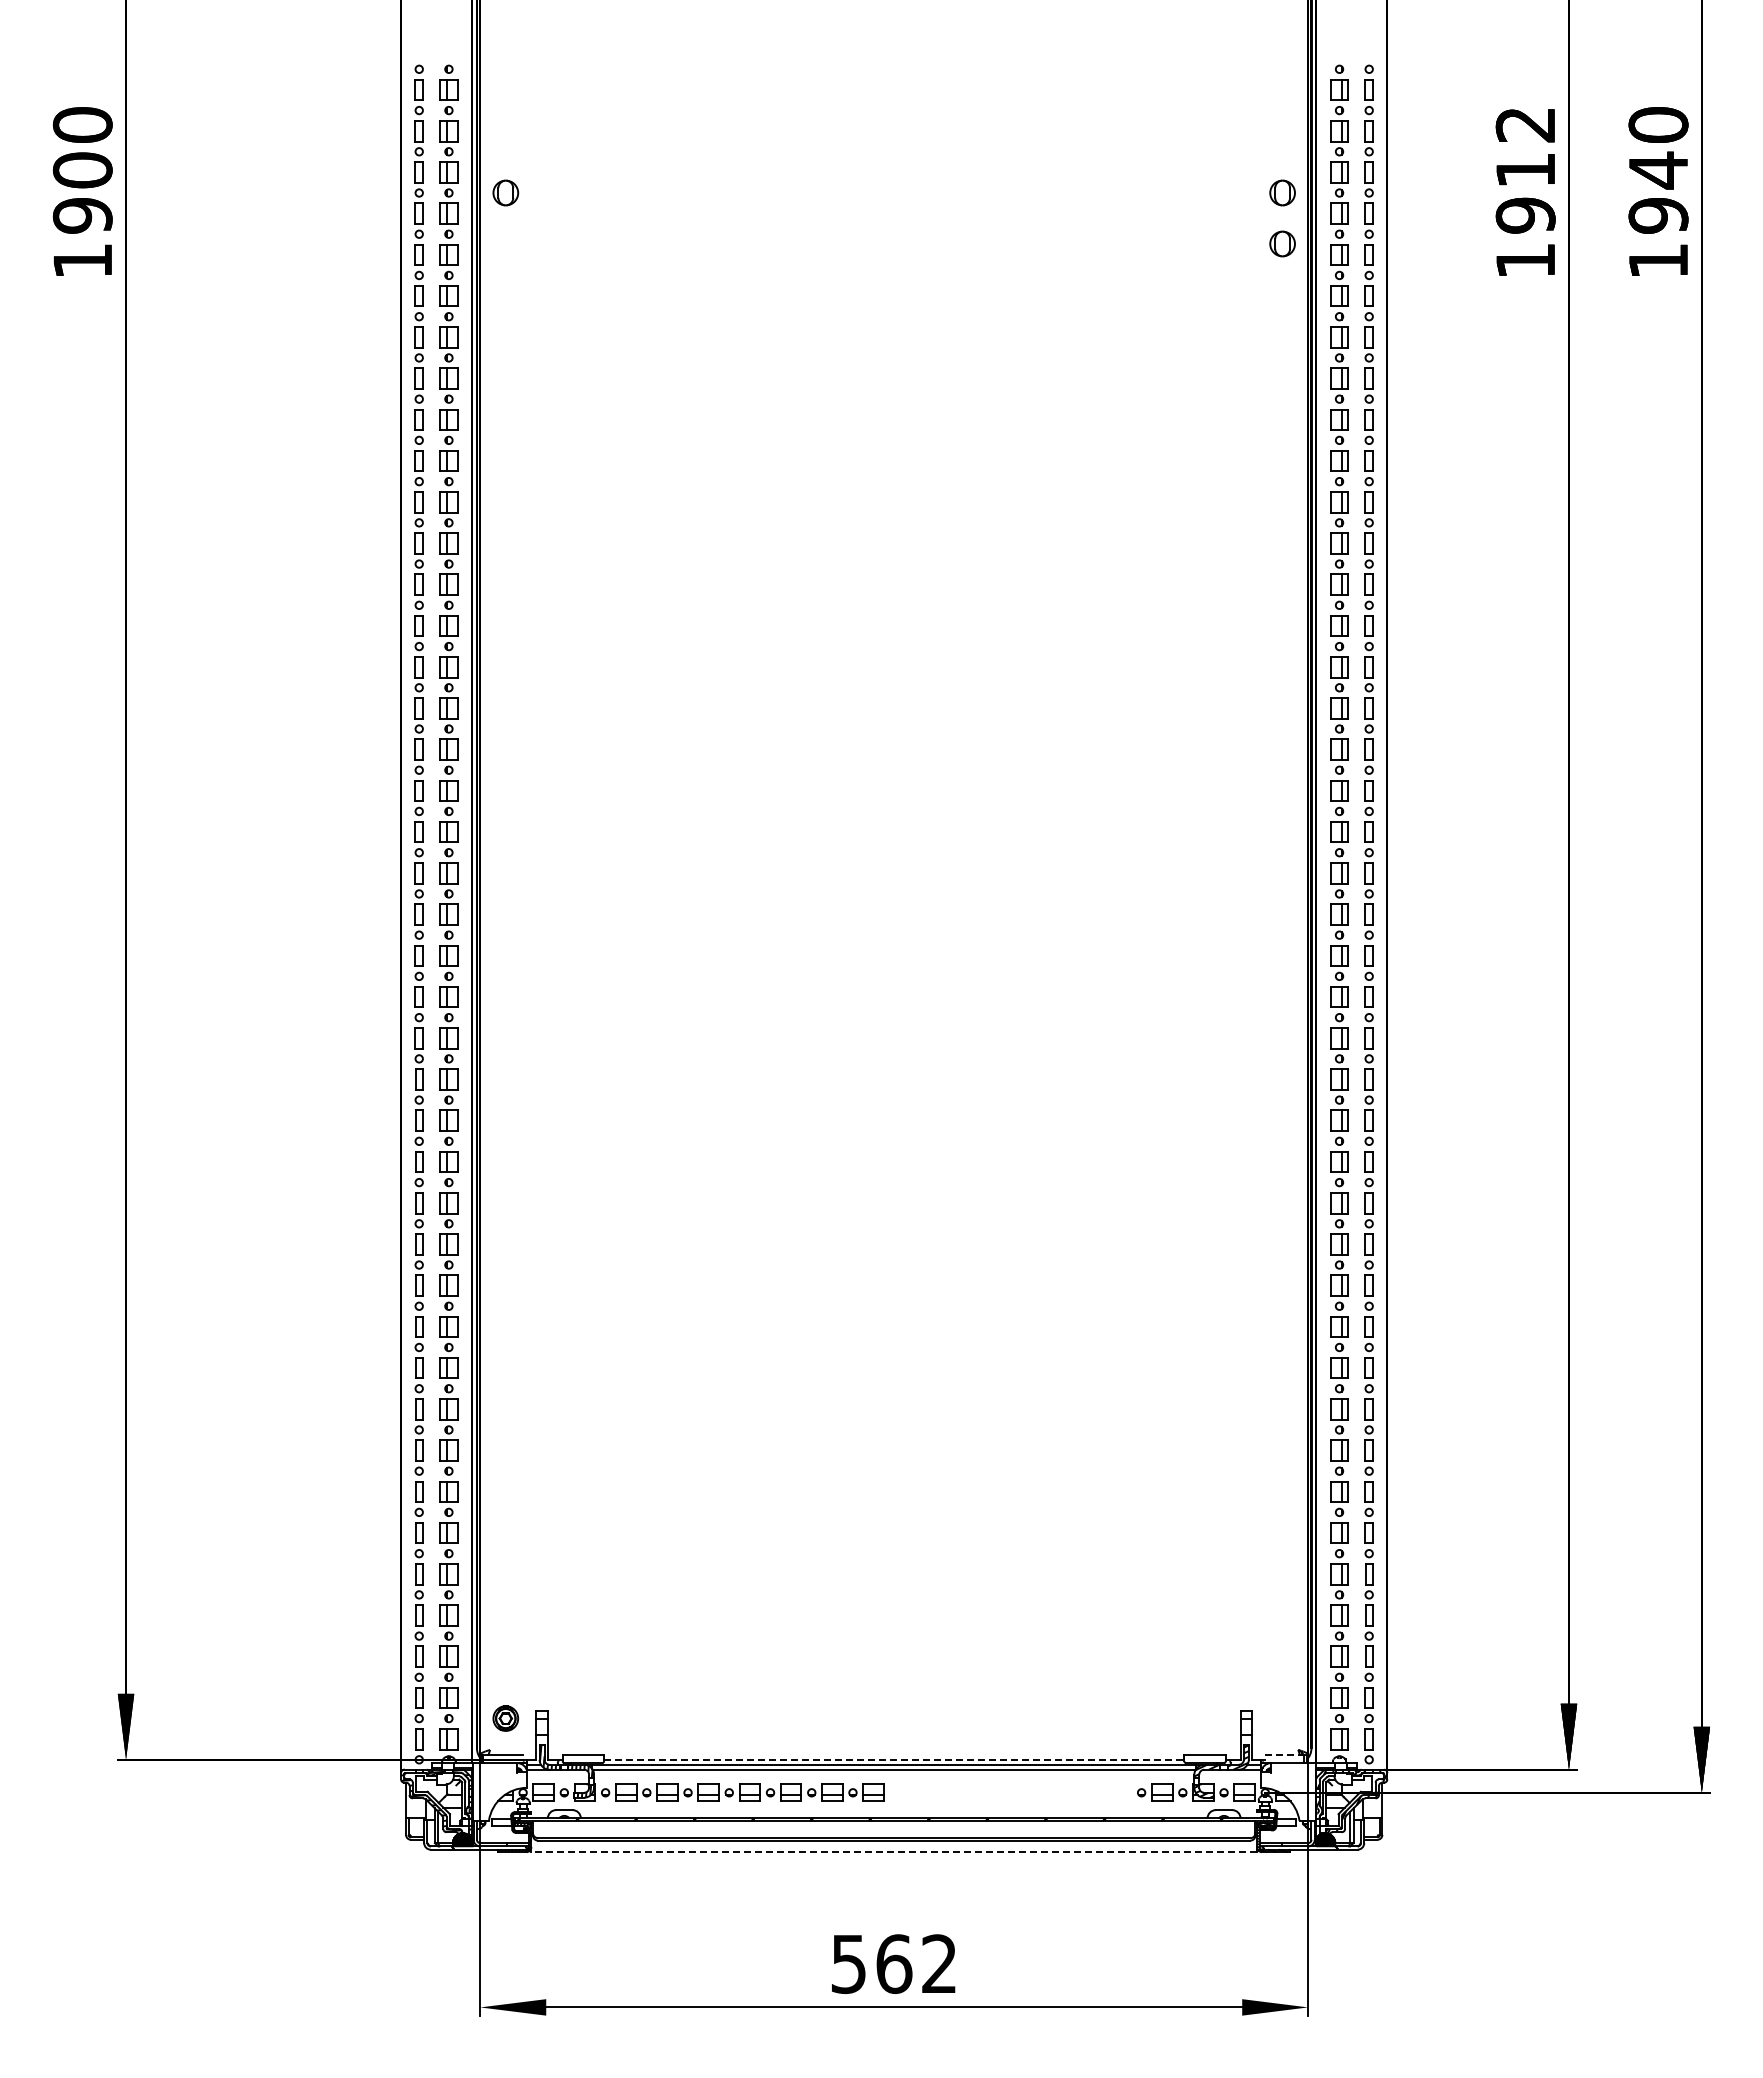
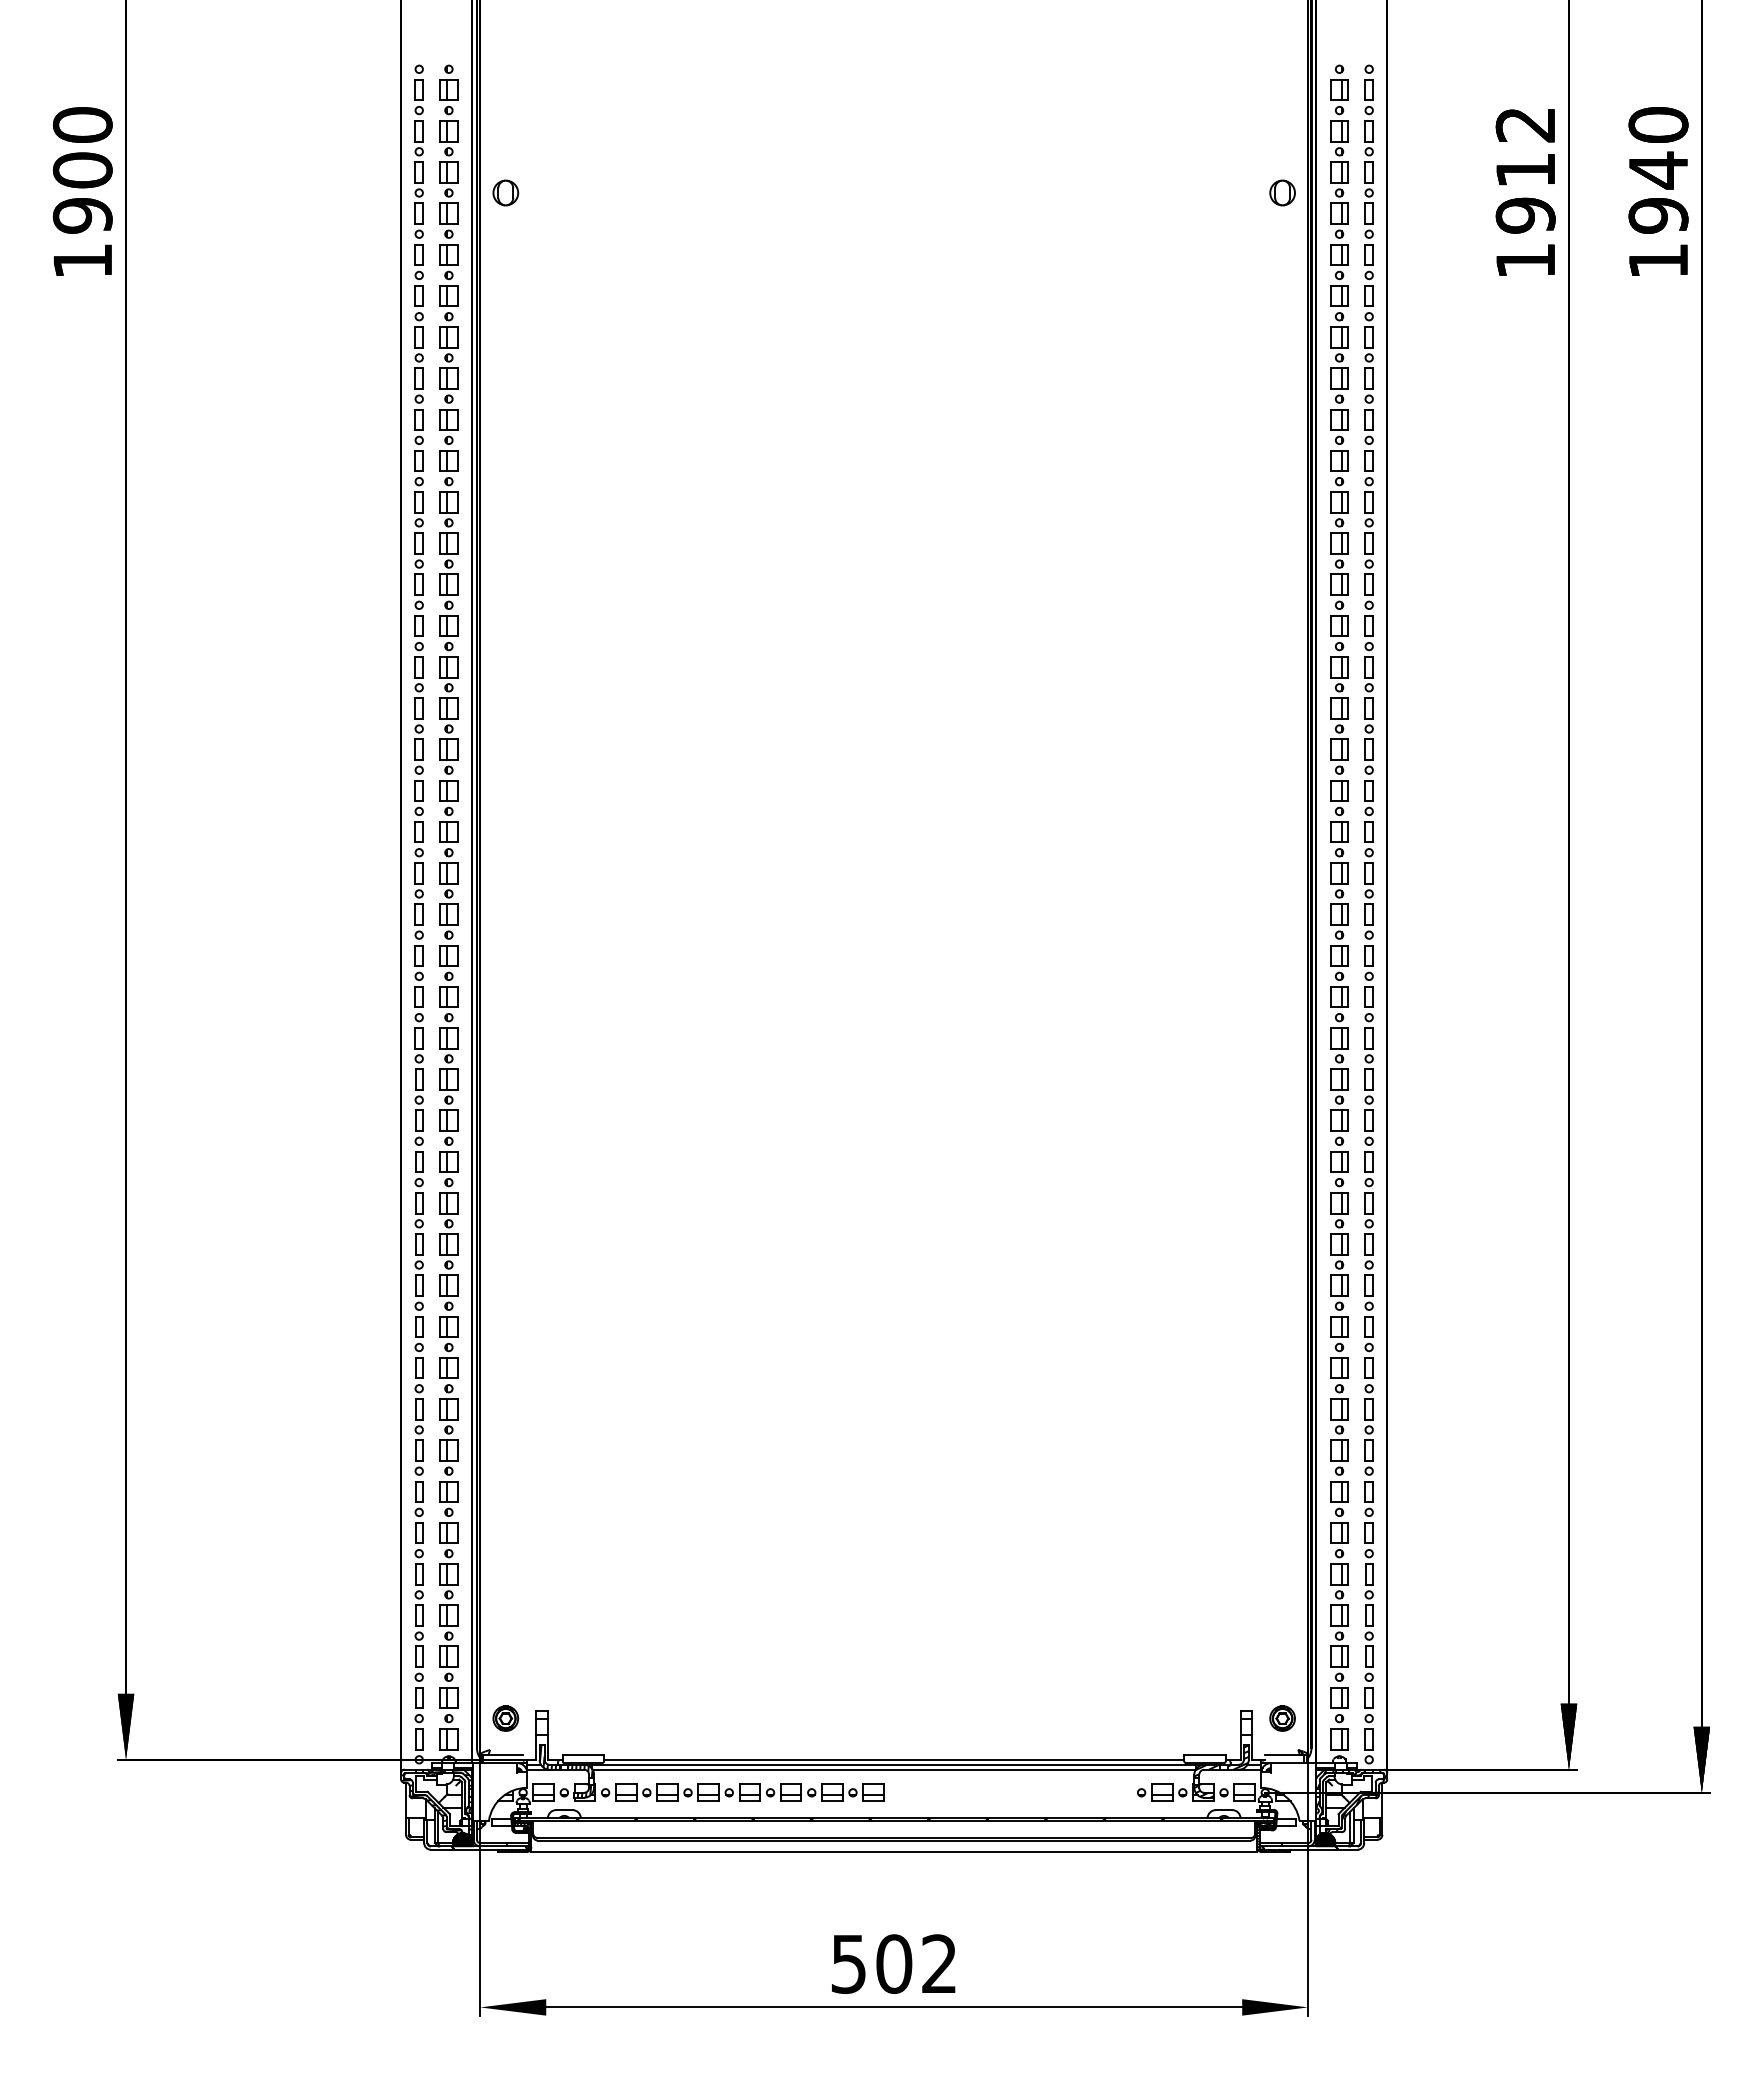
part: present -> none (1282, 243)
part: none -> present (1282, 1718)
line: dashed -> solid (1283, 1754)
line: dashed -> solid (894, 1759)
line: dashed -> solid (894, 1852)
text: 562 -> 502 (894, 1963)
